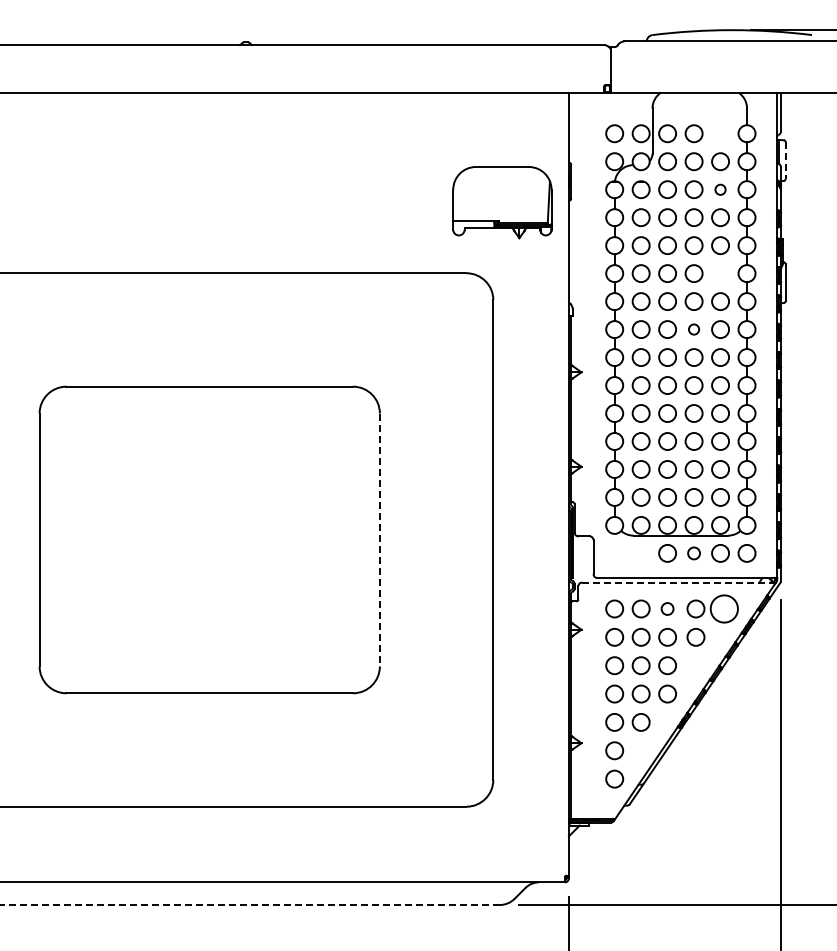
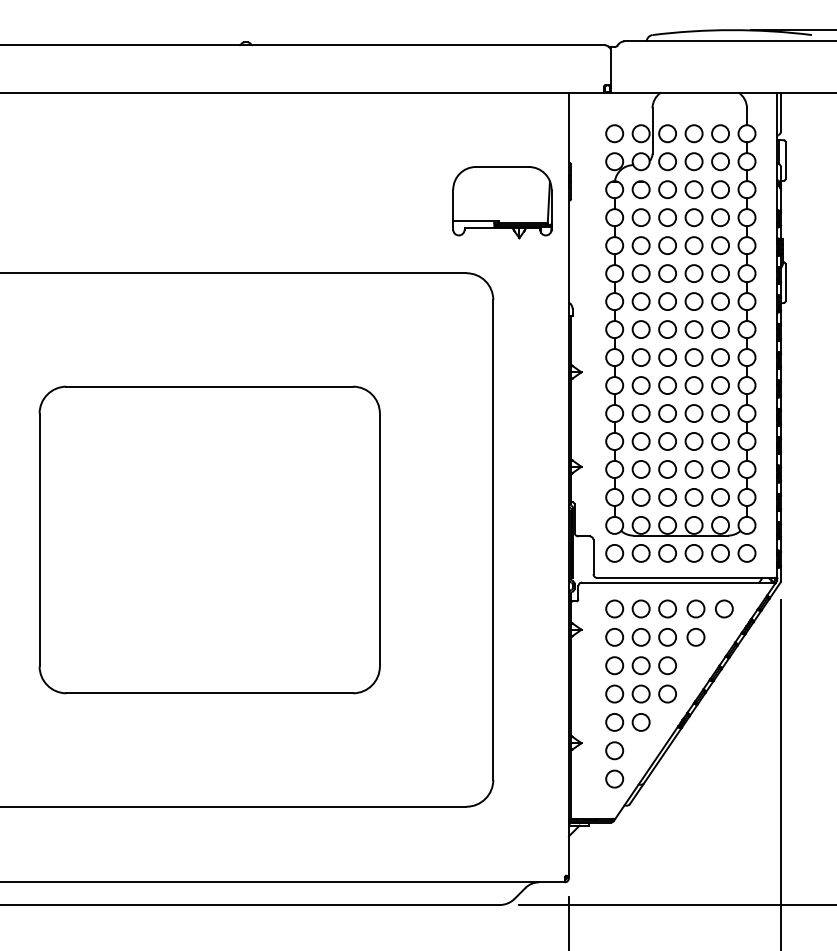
circle: none -> present (720, 133)
line: dashed -> solid (785, 161)
circle size: 13x13 px -> 19x20 px (720, 189)
circle: none -> present (720, 273)
circle size: 12x13 px -> 20x19 px (693, 329)
line: dashed -> solid (379, 540)
part: none -> present (627, 553)
circle size: 14x15 px -> 20x19 px (693, 553)
line: dashed -> solid (677, 582)
circle size: 15x14 px -> 19x20 px (667, 608)
circle diameter: 27 px -> 17 px (723, 608)
line: dashed -> solid (249, 905)
